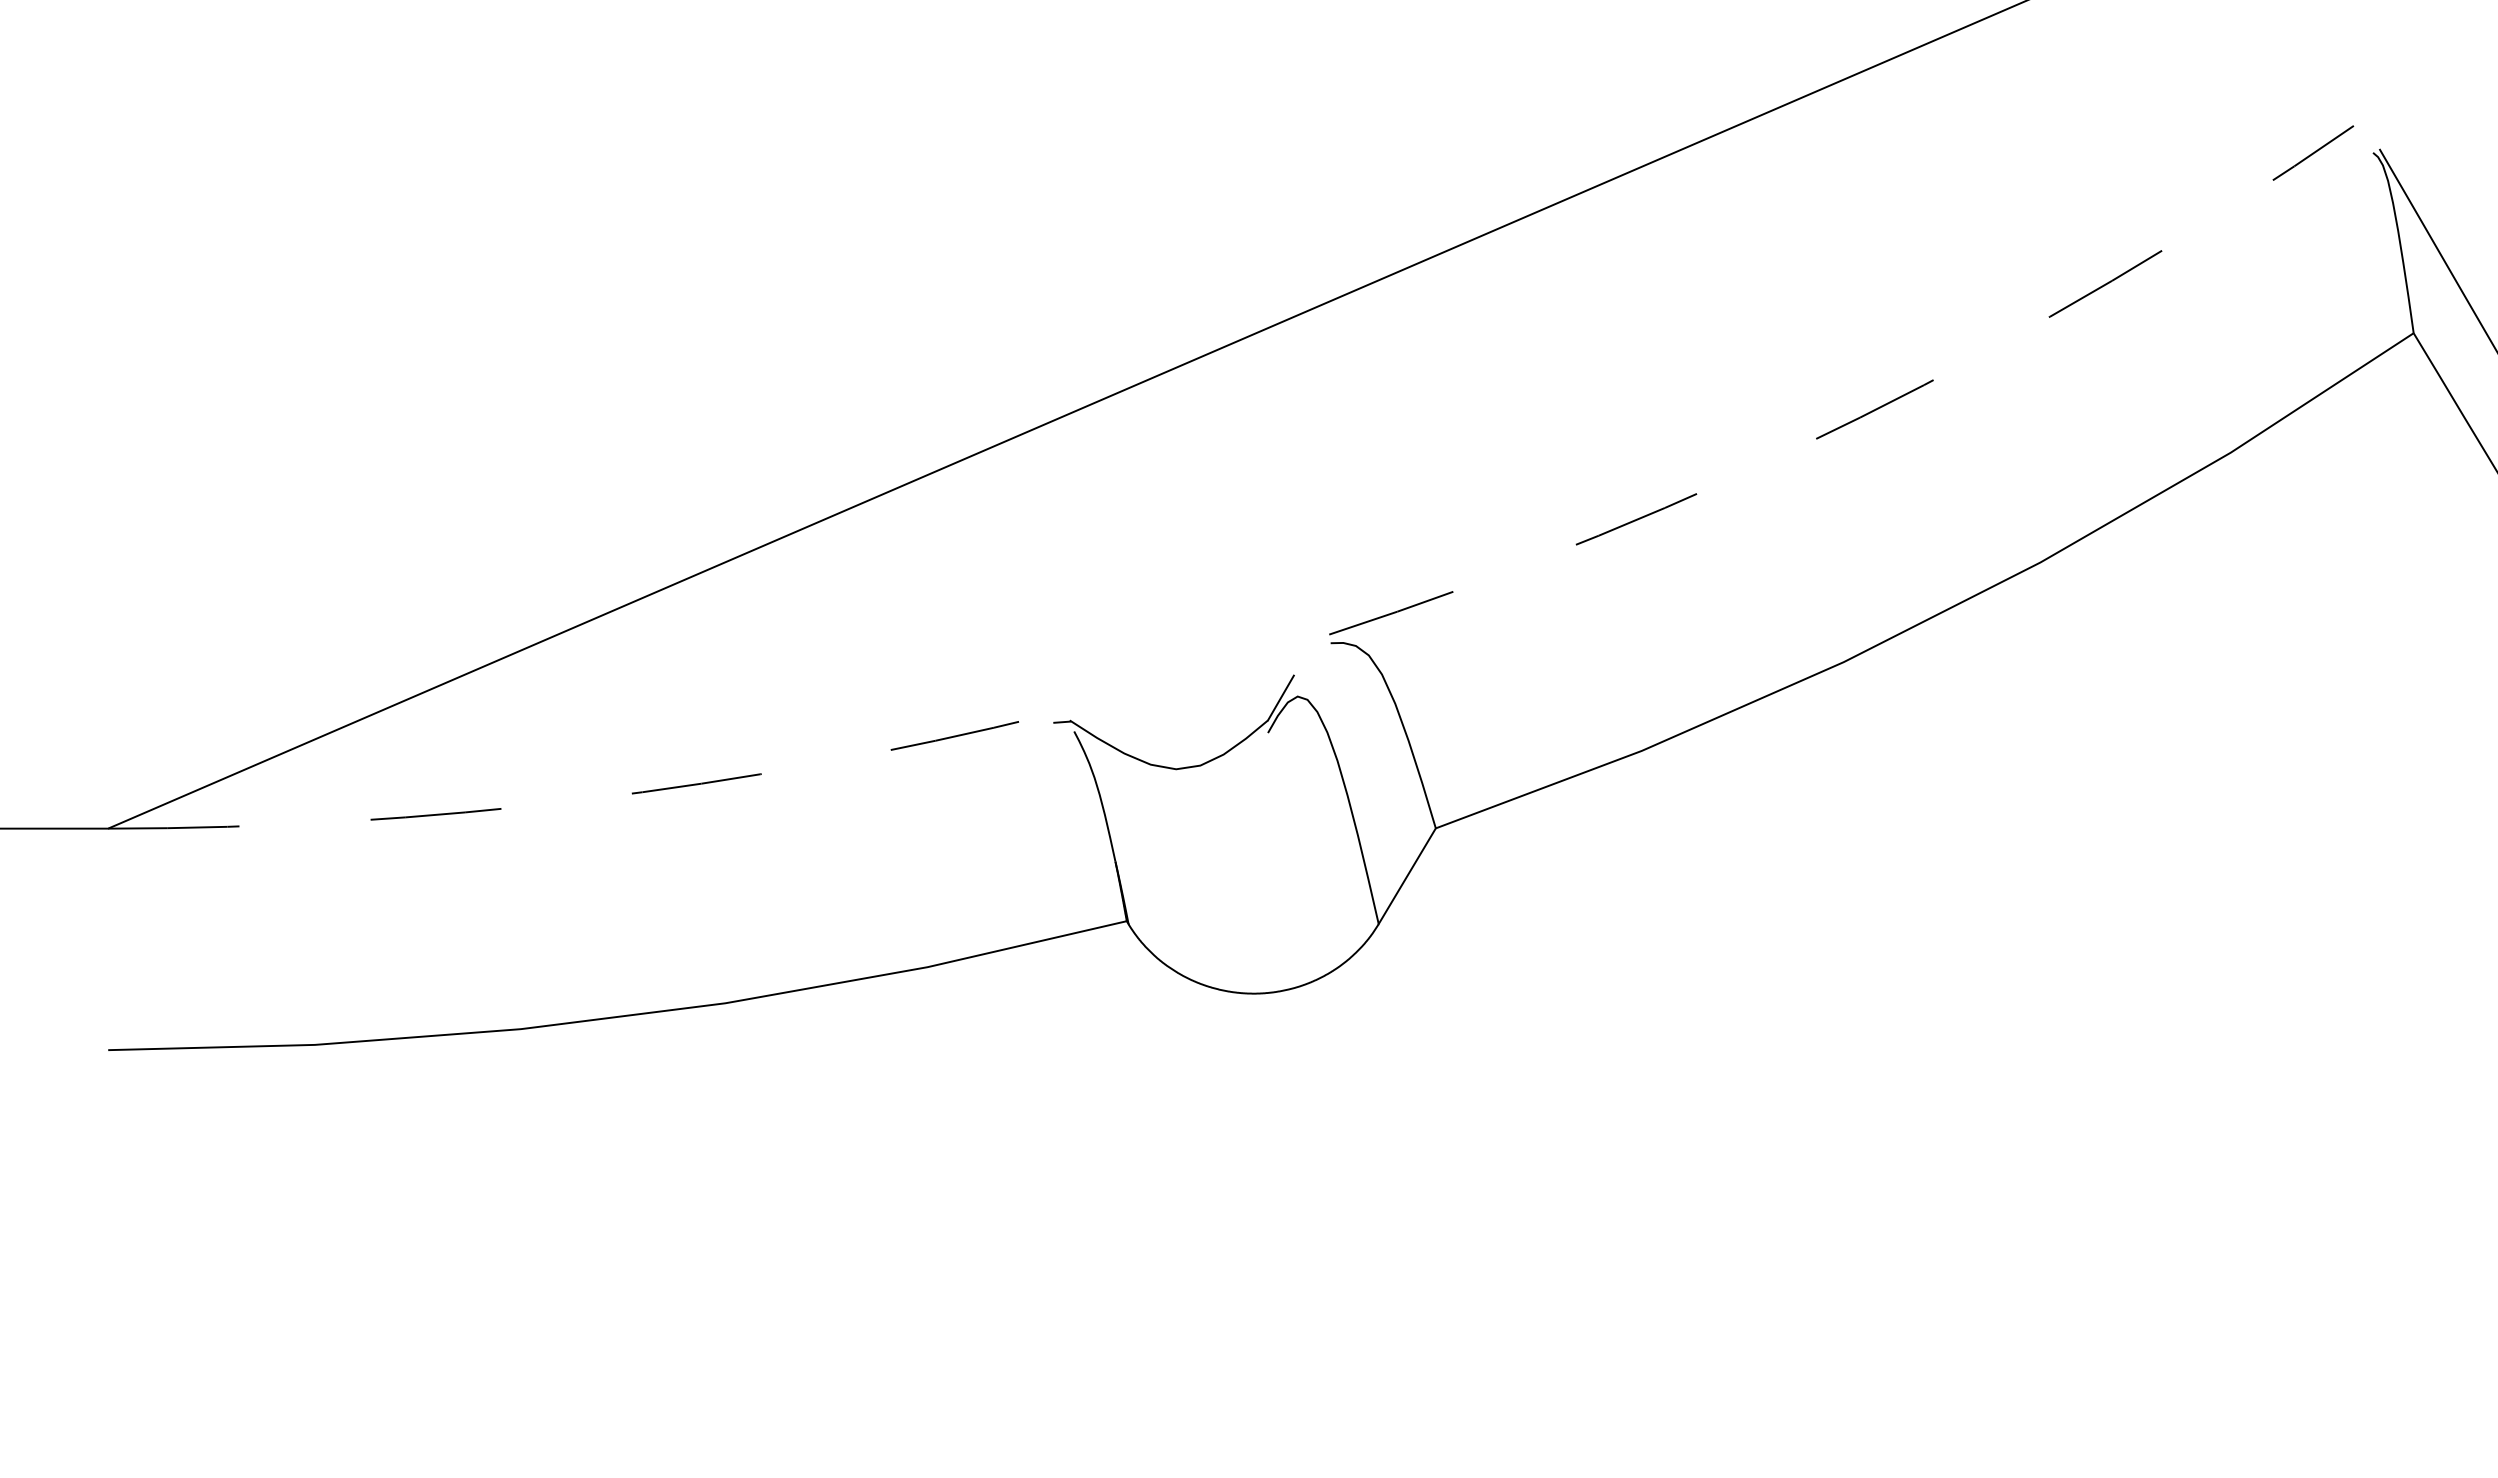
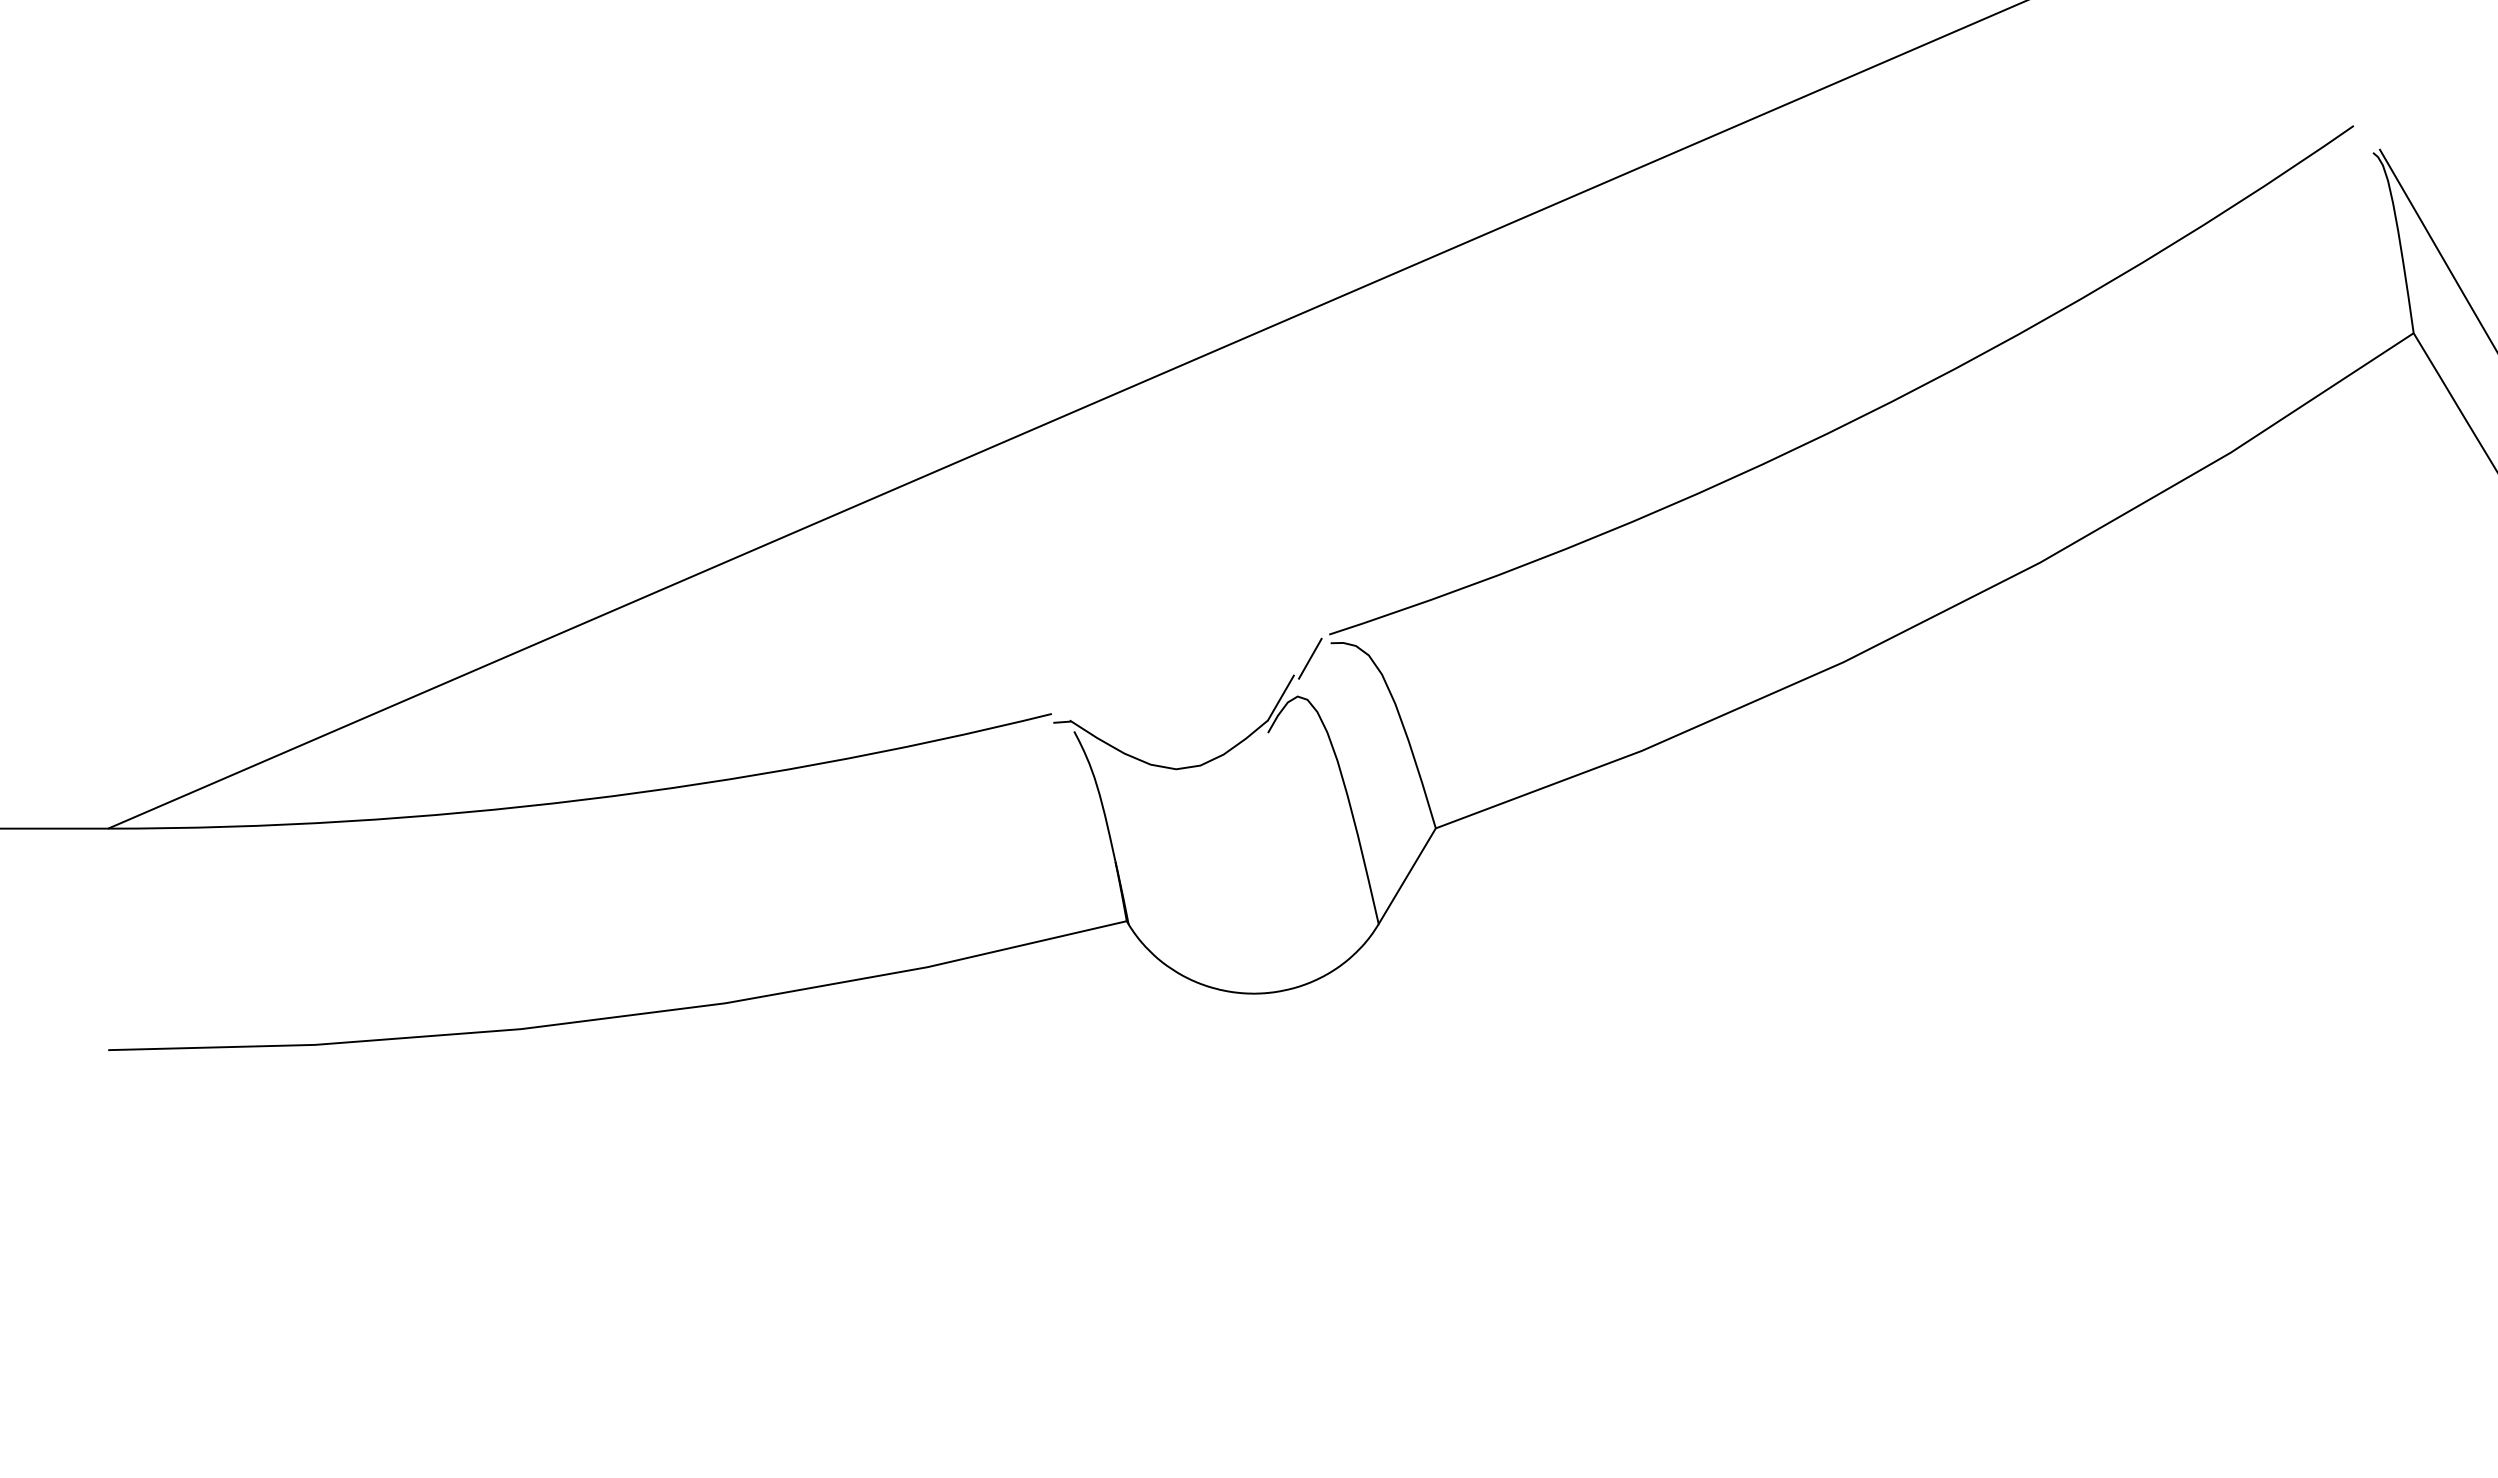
arc: dashed -> solid (1860, 417)
line: none -> present (1310, 658)
arc: dashed -> solid (583, 799)
